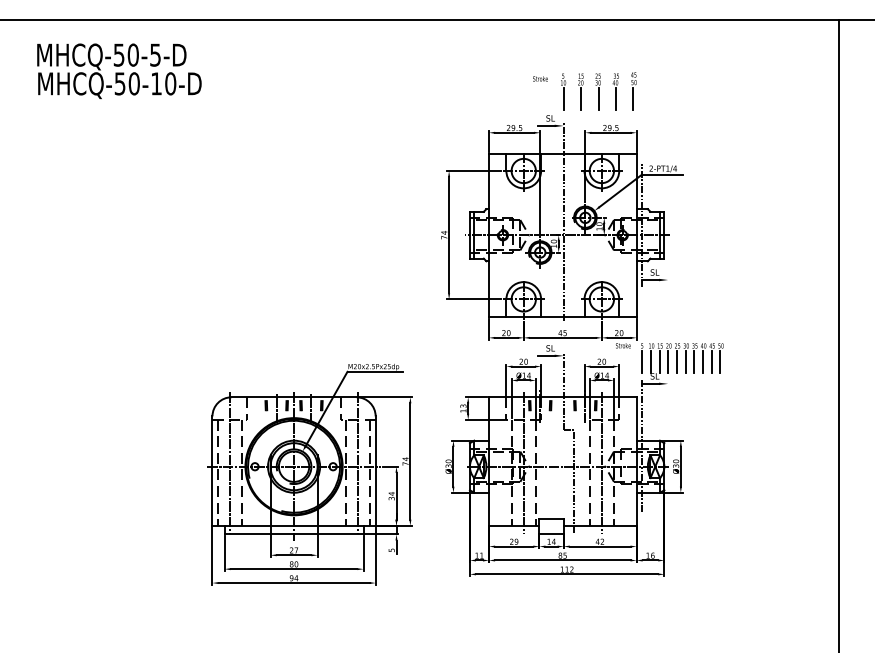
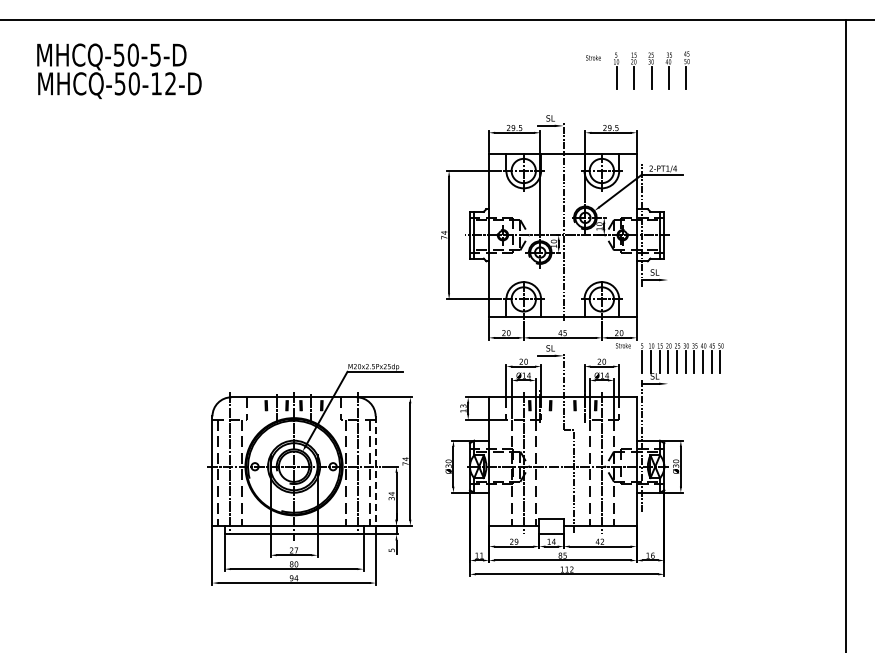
text: MHCQ-50-10-D -> MHCQ-50-12-D (170, 83)
part position: (584, 91) -> (637, 70) (637, 70)
line position: (838, 334) -> (845, 334) (845, 334)
line: solid -> dashed (375, 471)
